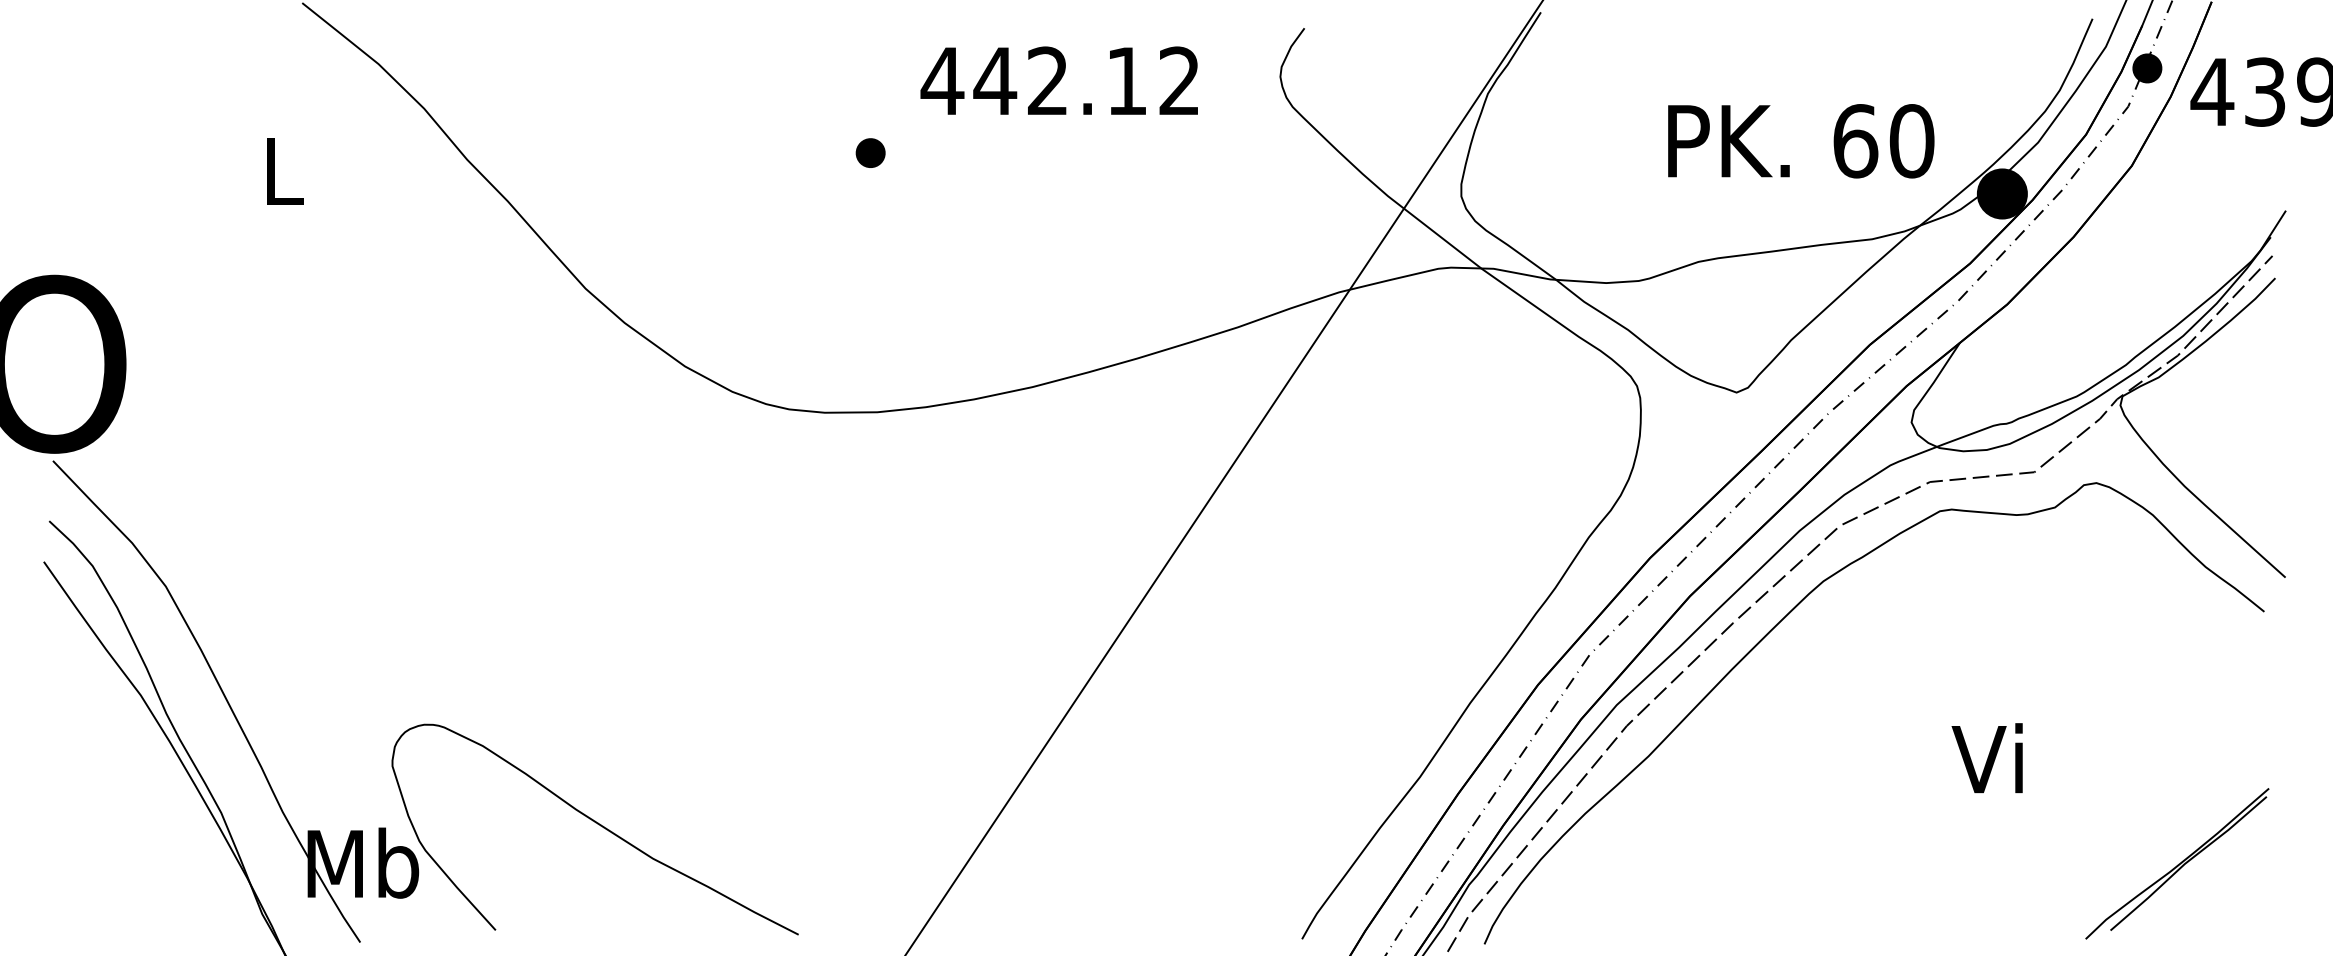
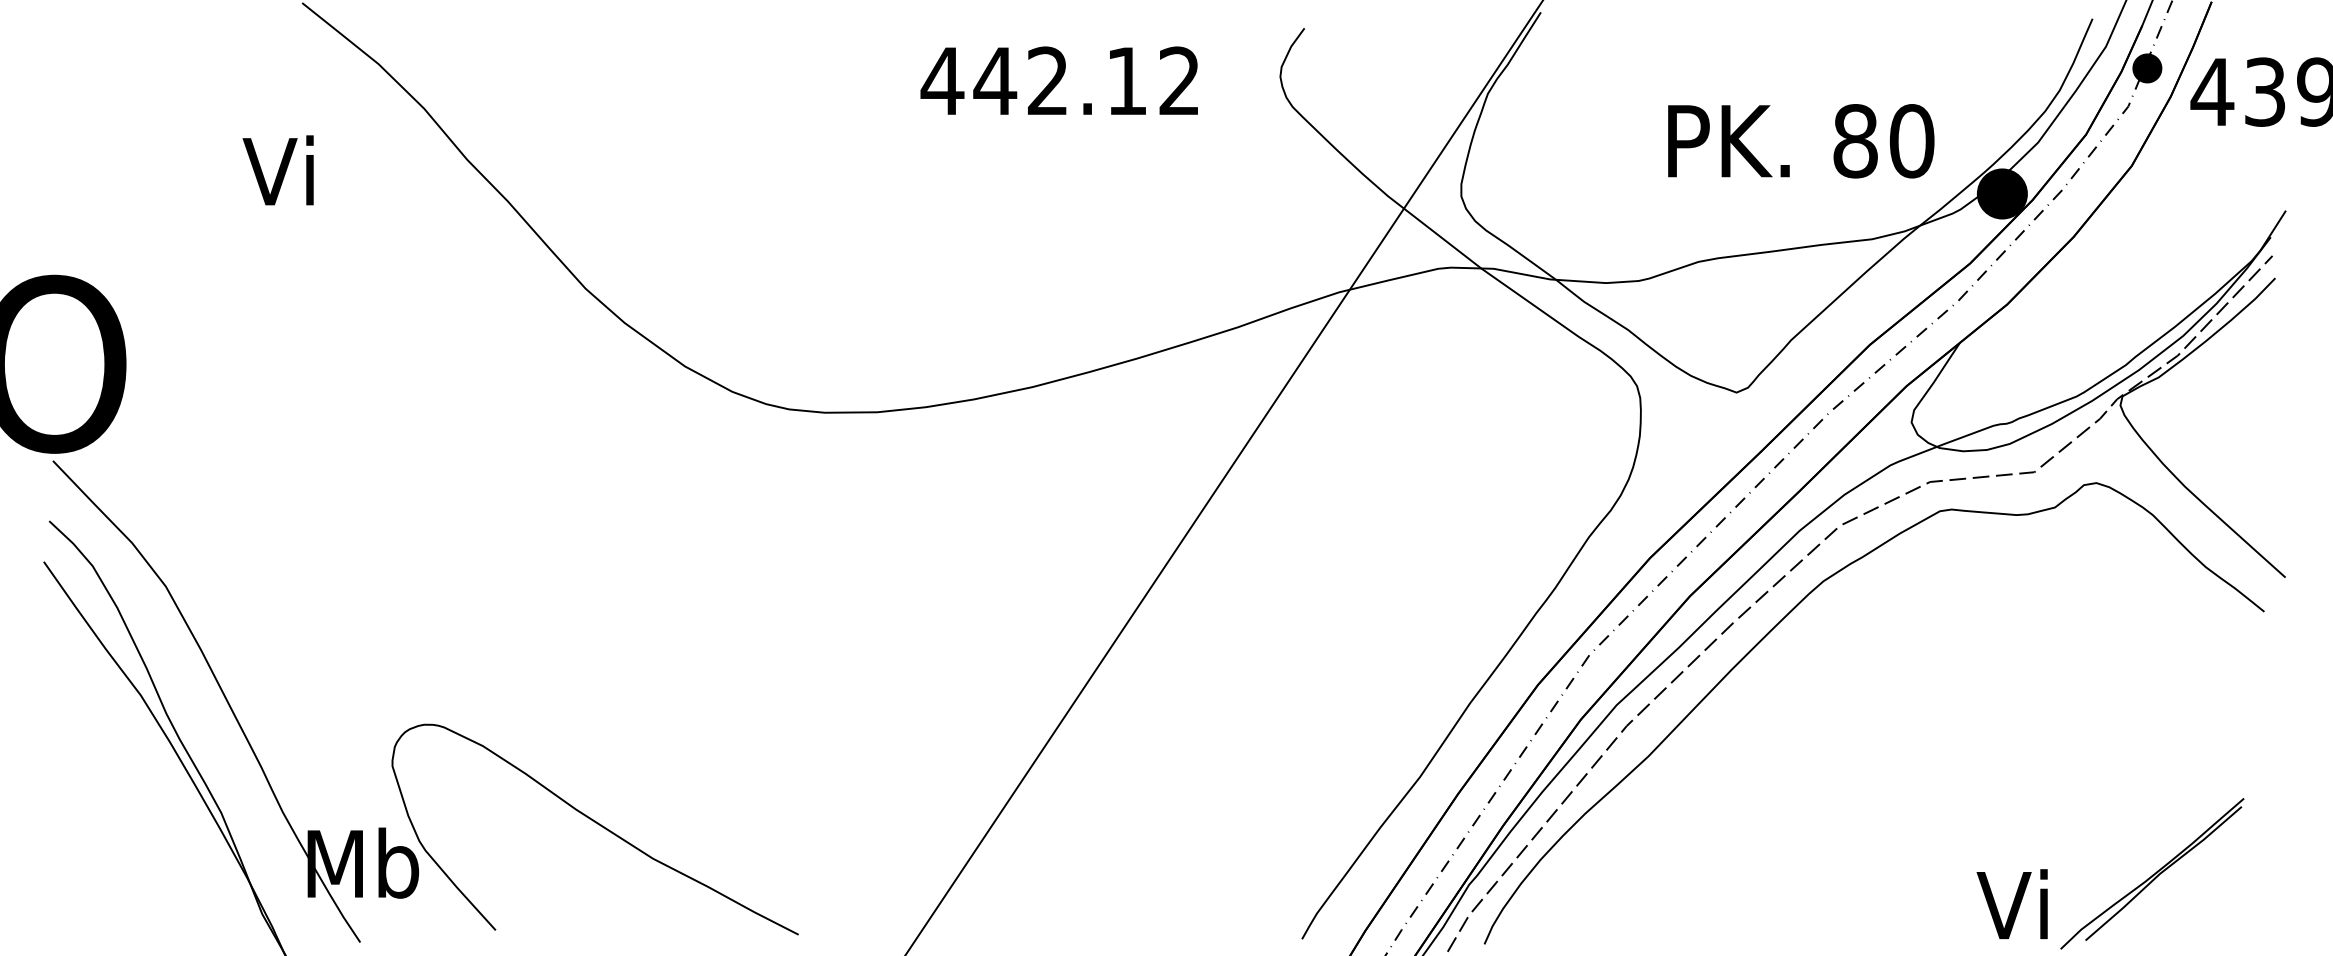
text: 60 -> 80 (1855, 141)
part: present -> none (870, 152)
text: L -> Vi (277, 170)
text position: (1986, 758) -> (2011, 904) (2011, 904)
part position: (2177, 863) -> (2152, 873) (2152, 873)
